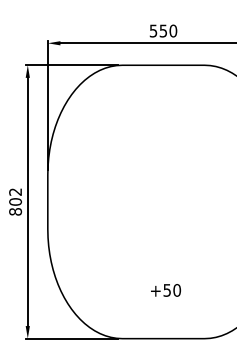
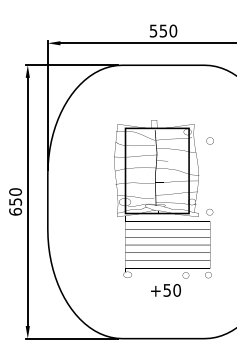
text: 802 -> 650 (15, 201)
part: none -> present (163, 208)
